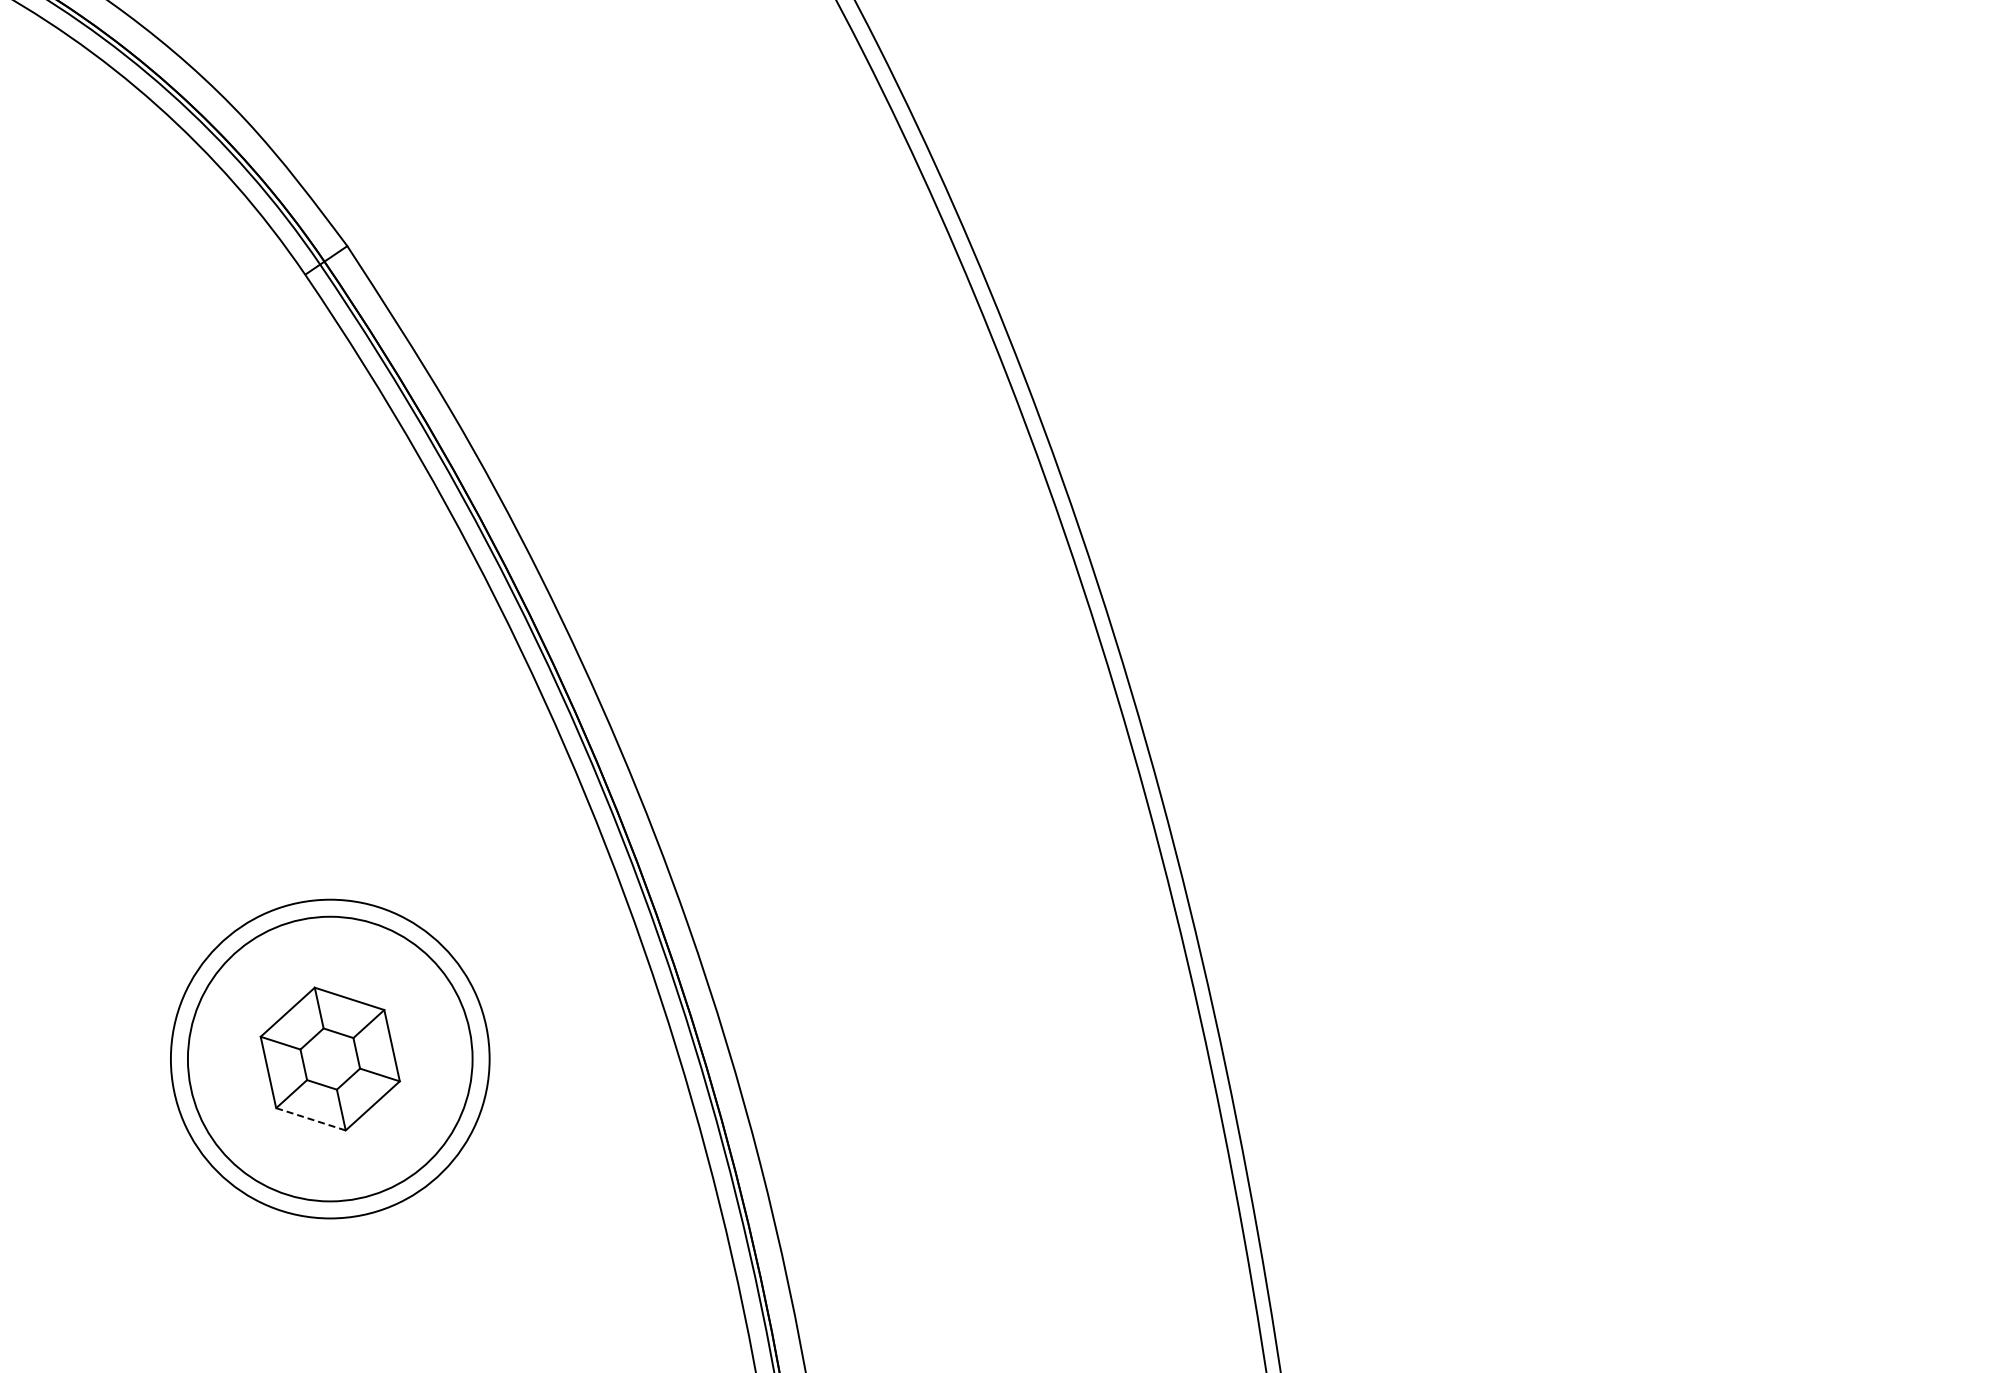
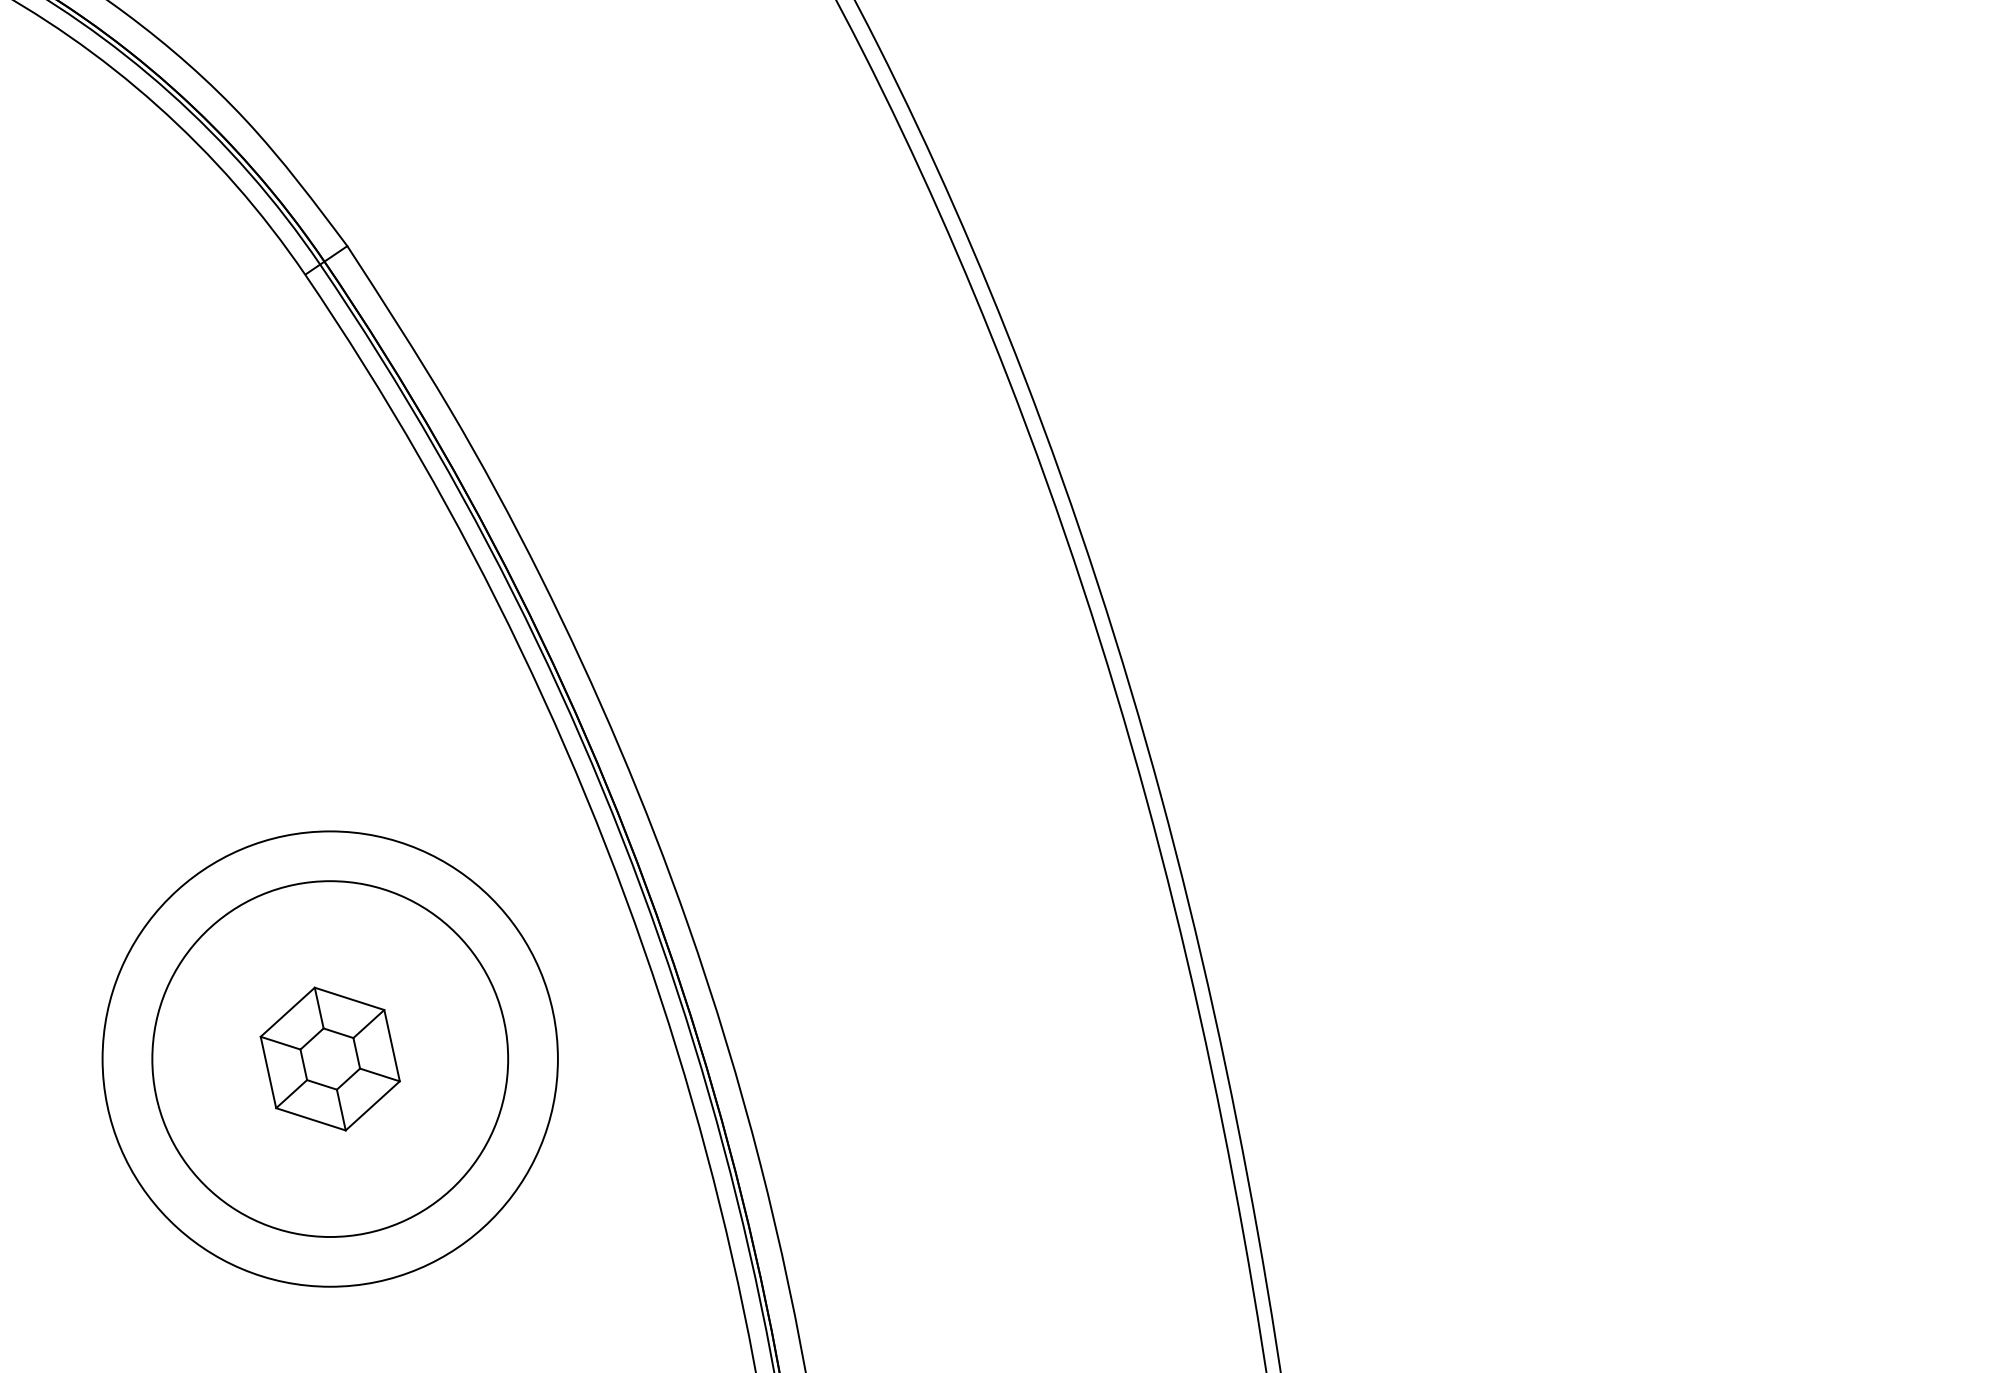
circle diameter: 285 px -> 356 px (330, 1059)
circle diameter: 319 px -> 455 px (329, 1058)
line: dashed -> solid (310, 1119)
